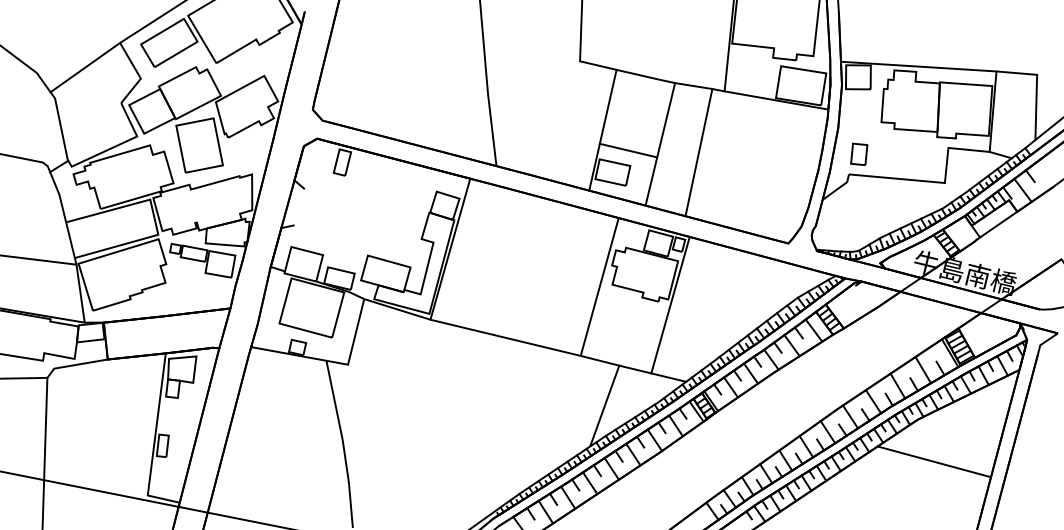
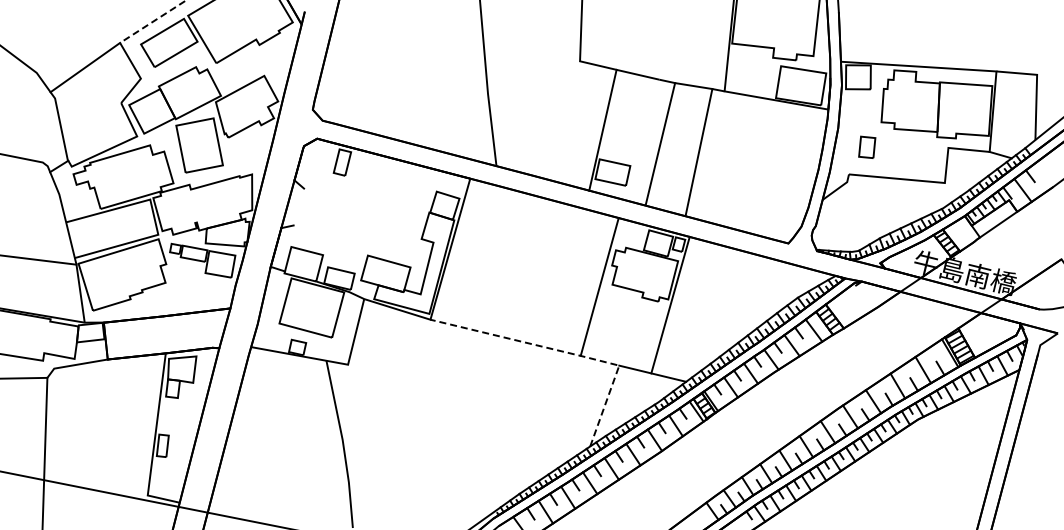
line: solid -> dashed (152, 21)
line: present -> none (628, 150)
part position: (859, 153) -> (867, 146) (867, 146)
line: solid -> dashed (567, 352)
line: present -> none (934, 461)
